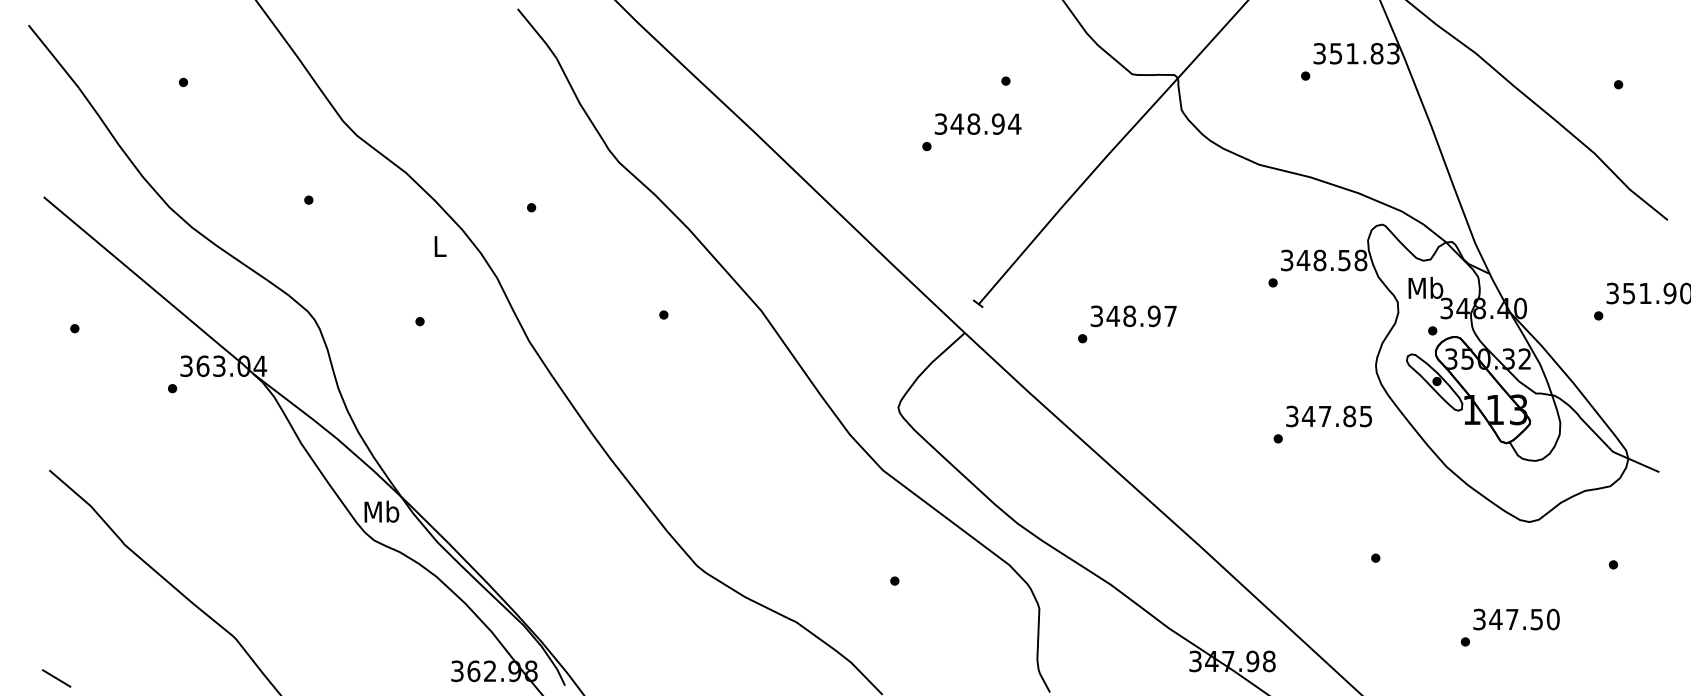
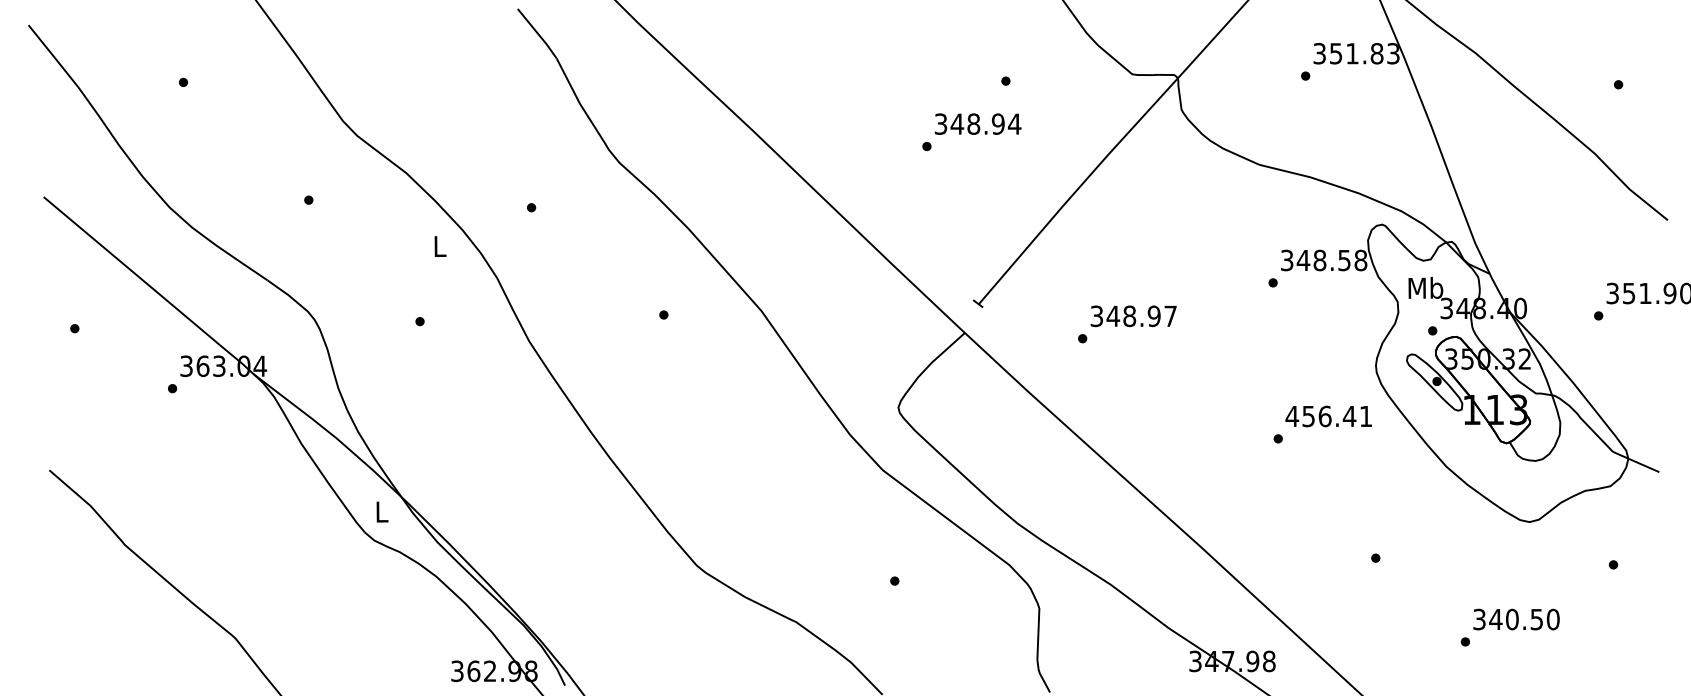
text: 347.85 -> 456.41 (1328, 416)
text: Mb -> L (381, 511)
text: 347.50 -> 340.50 (1512, 619)
line: present -> none (56, 678)
